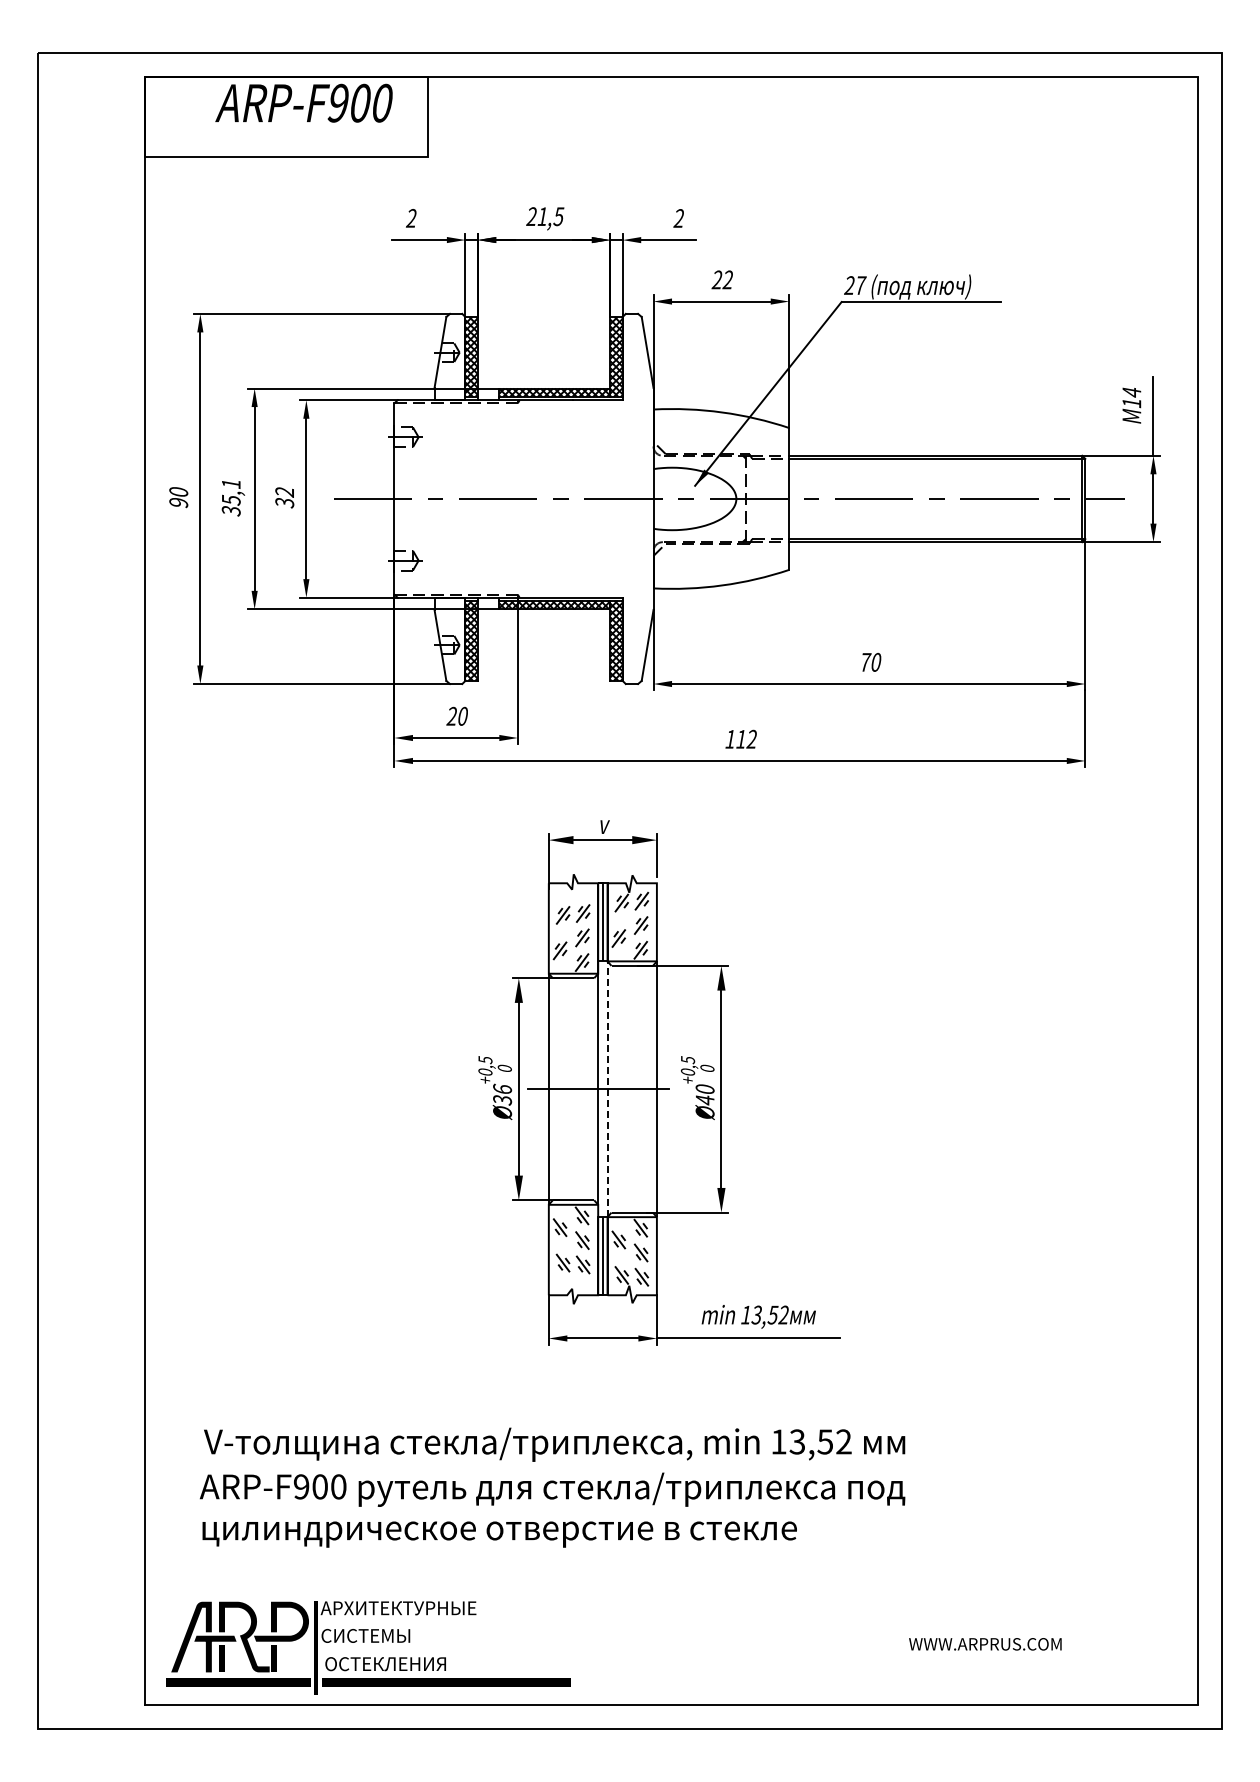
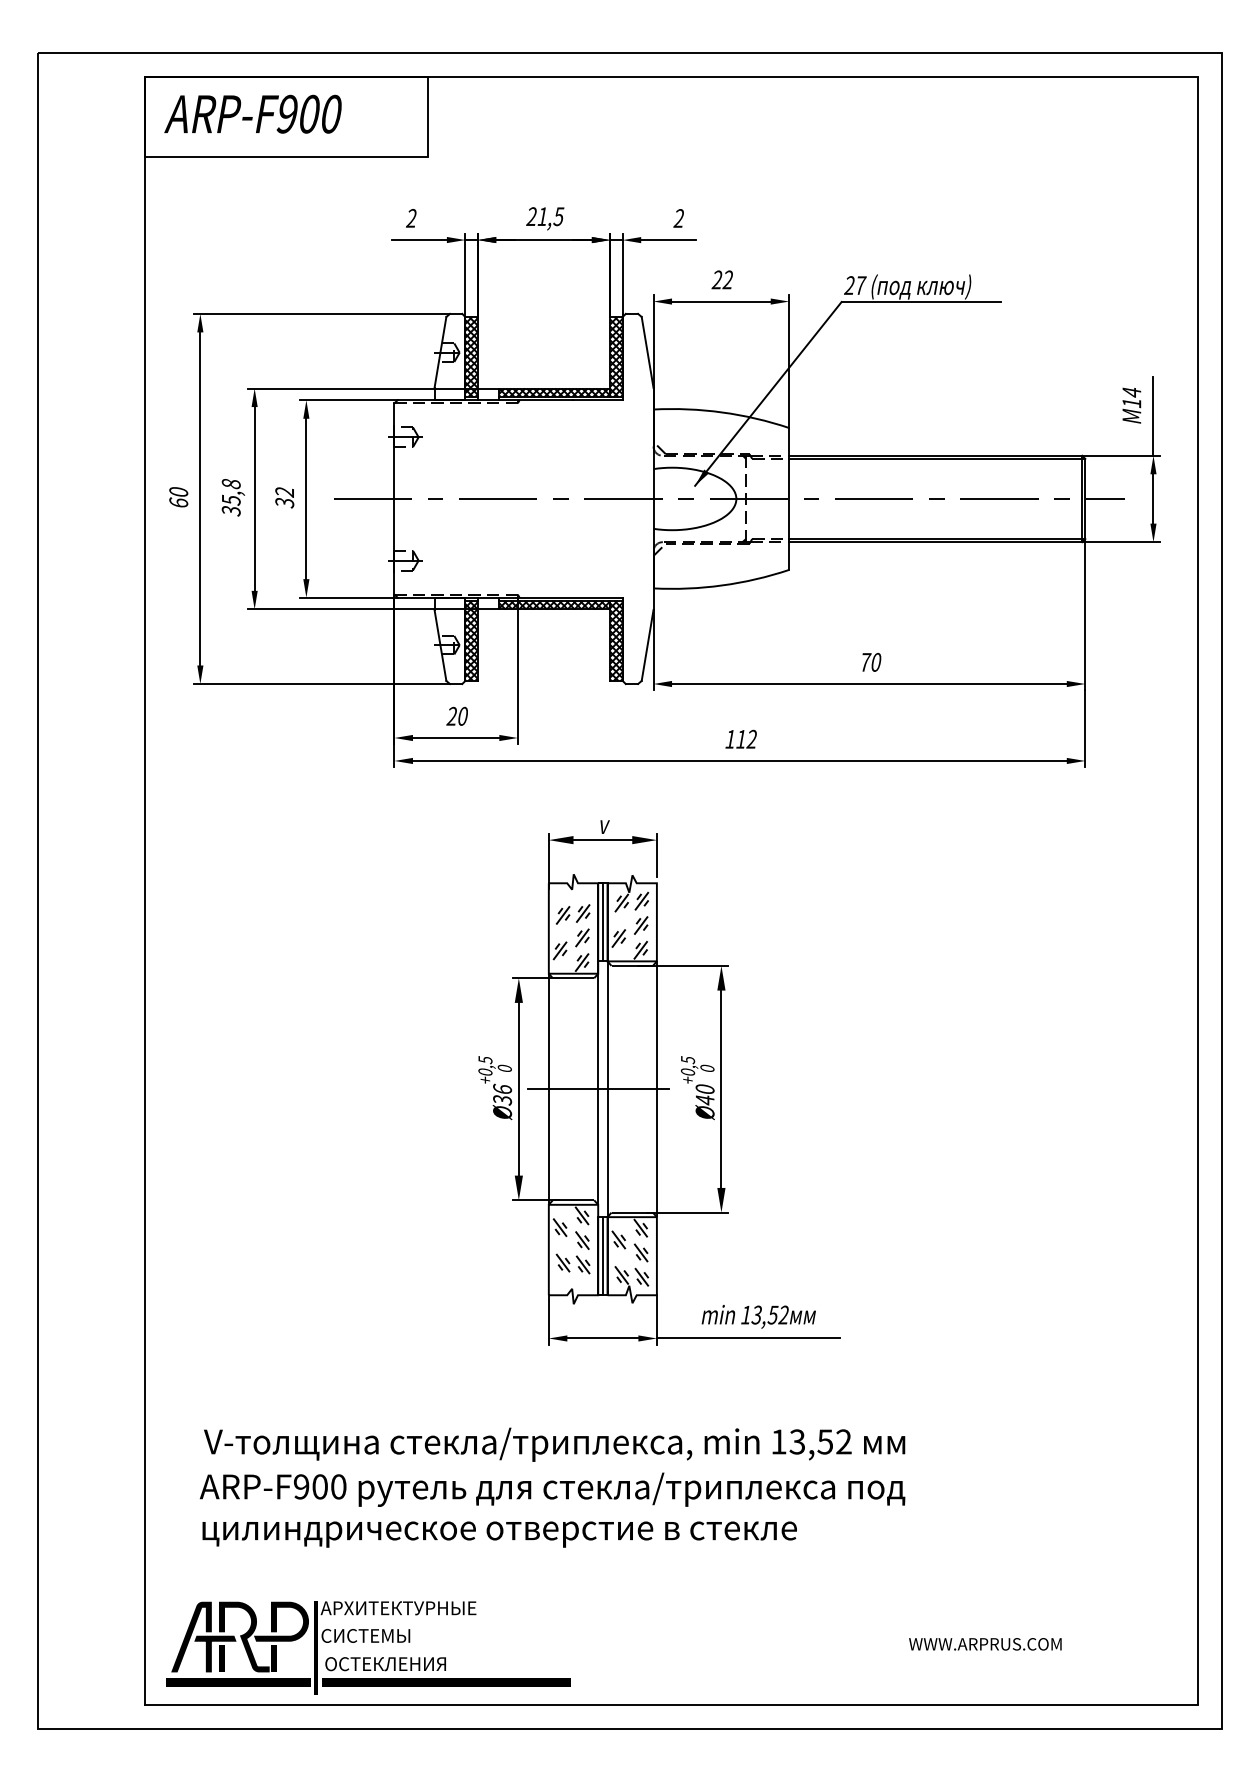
text position: (303, 102) -> (252, 113) (252, 113)
text: 35,1 -> 35,8 (230, 484)
text: 90 -> 60 (178, 502)
line: dashed -> solid (607, 1089)
